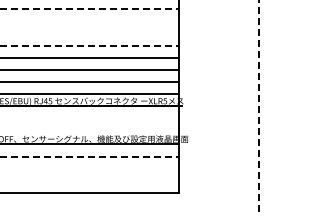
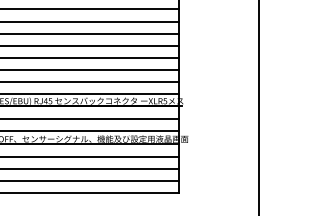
line: dashed -> solid (89, 9)
line: none -> present (90, 21)
line: none -> present (90, 33)
line: dashed -> solid (89, 46)
line: dashed -> solid (259, 108)
line: none -> present (90, 118)
line: none -> present (90, 131)
line: dashed -> solid (89, 156)
line: none -> present (90, 168)
line: none -> present (90, 180)
